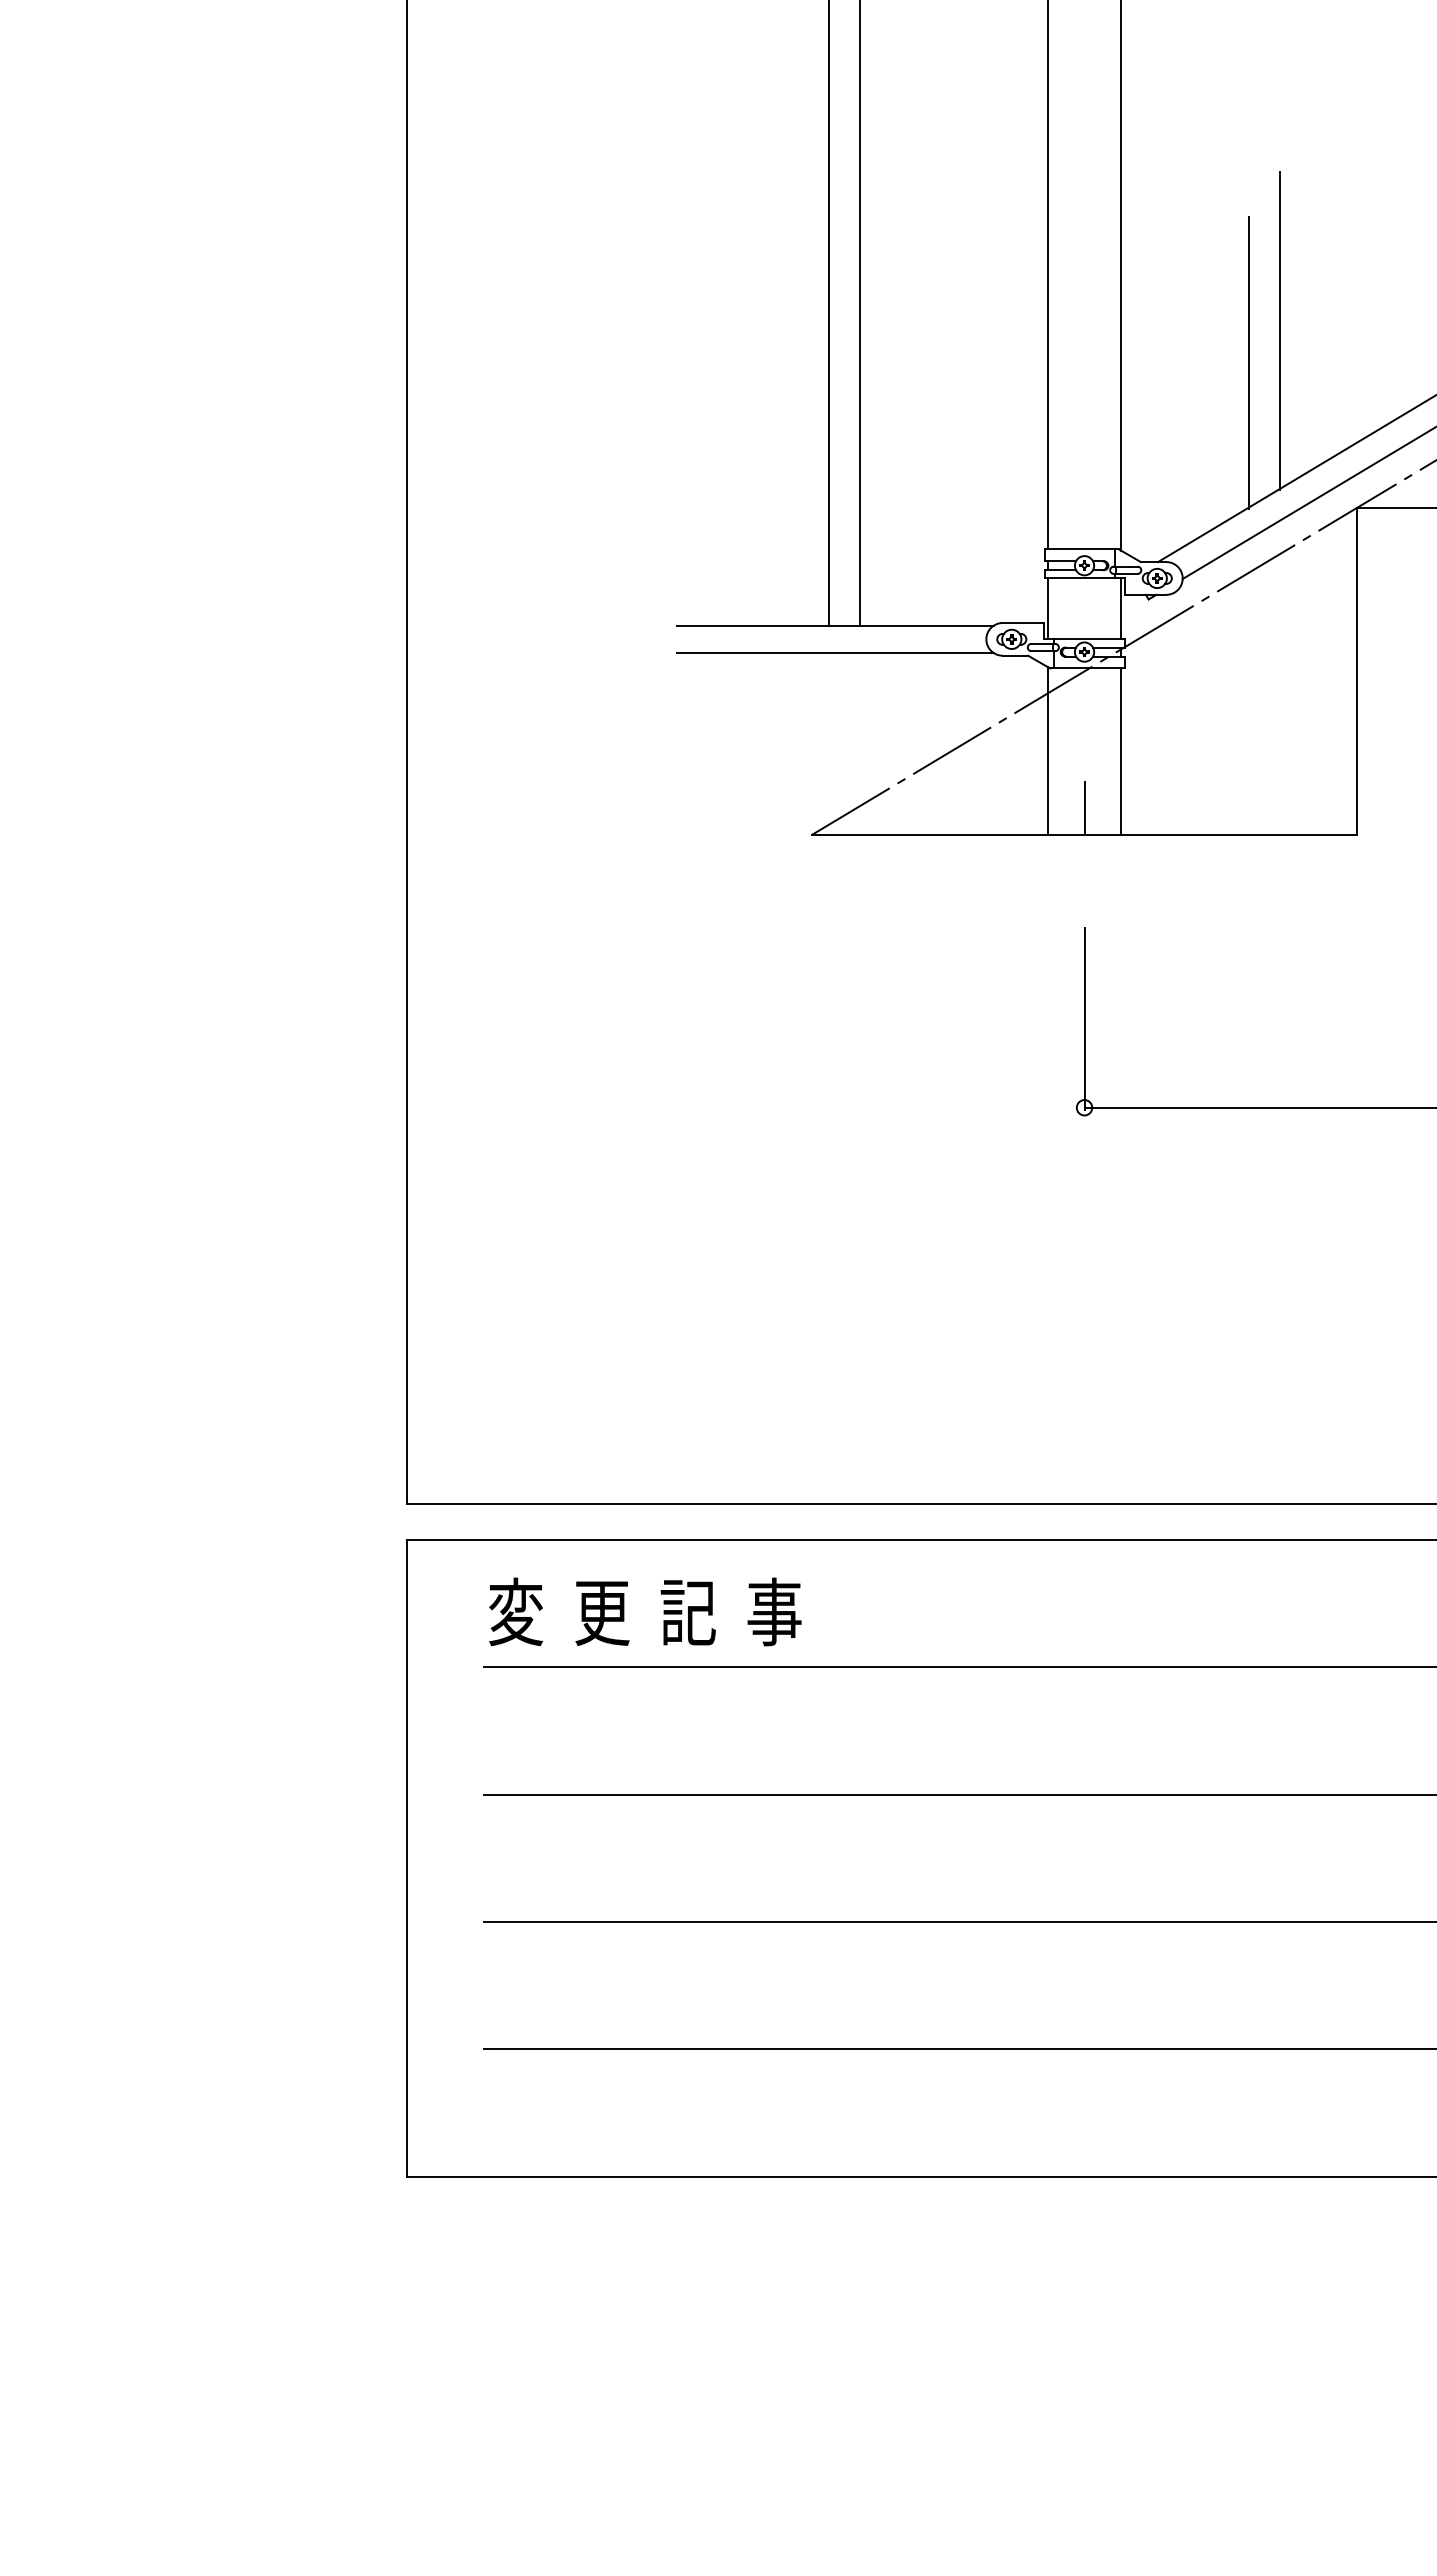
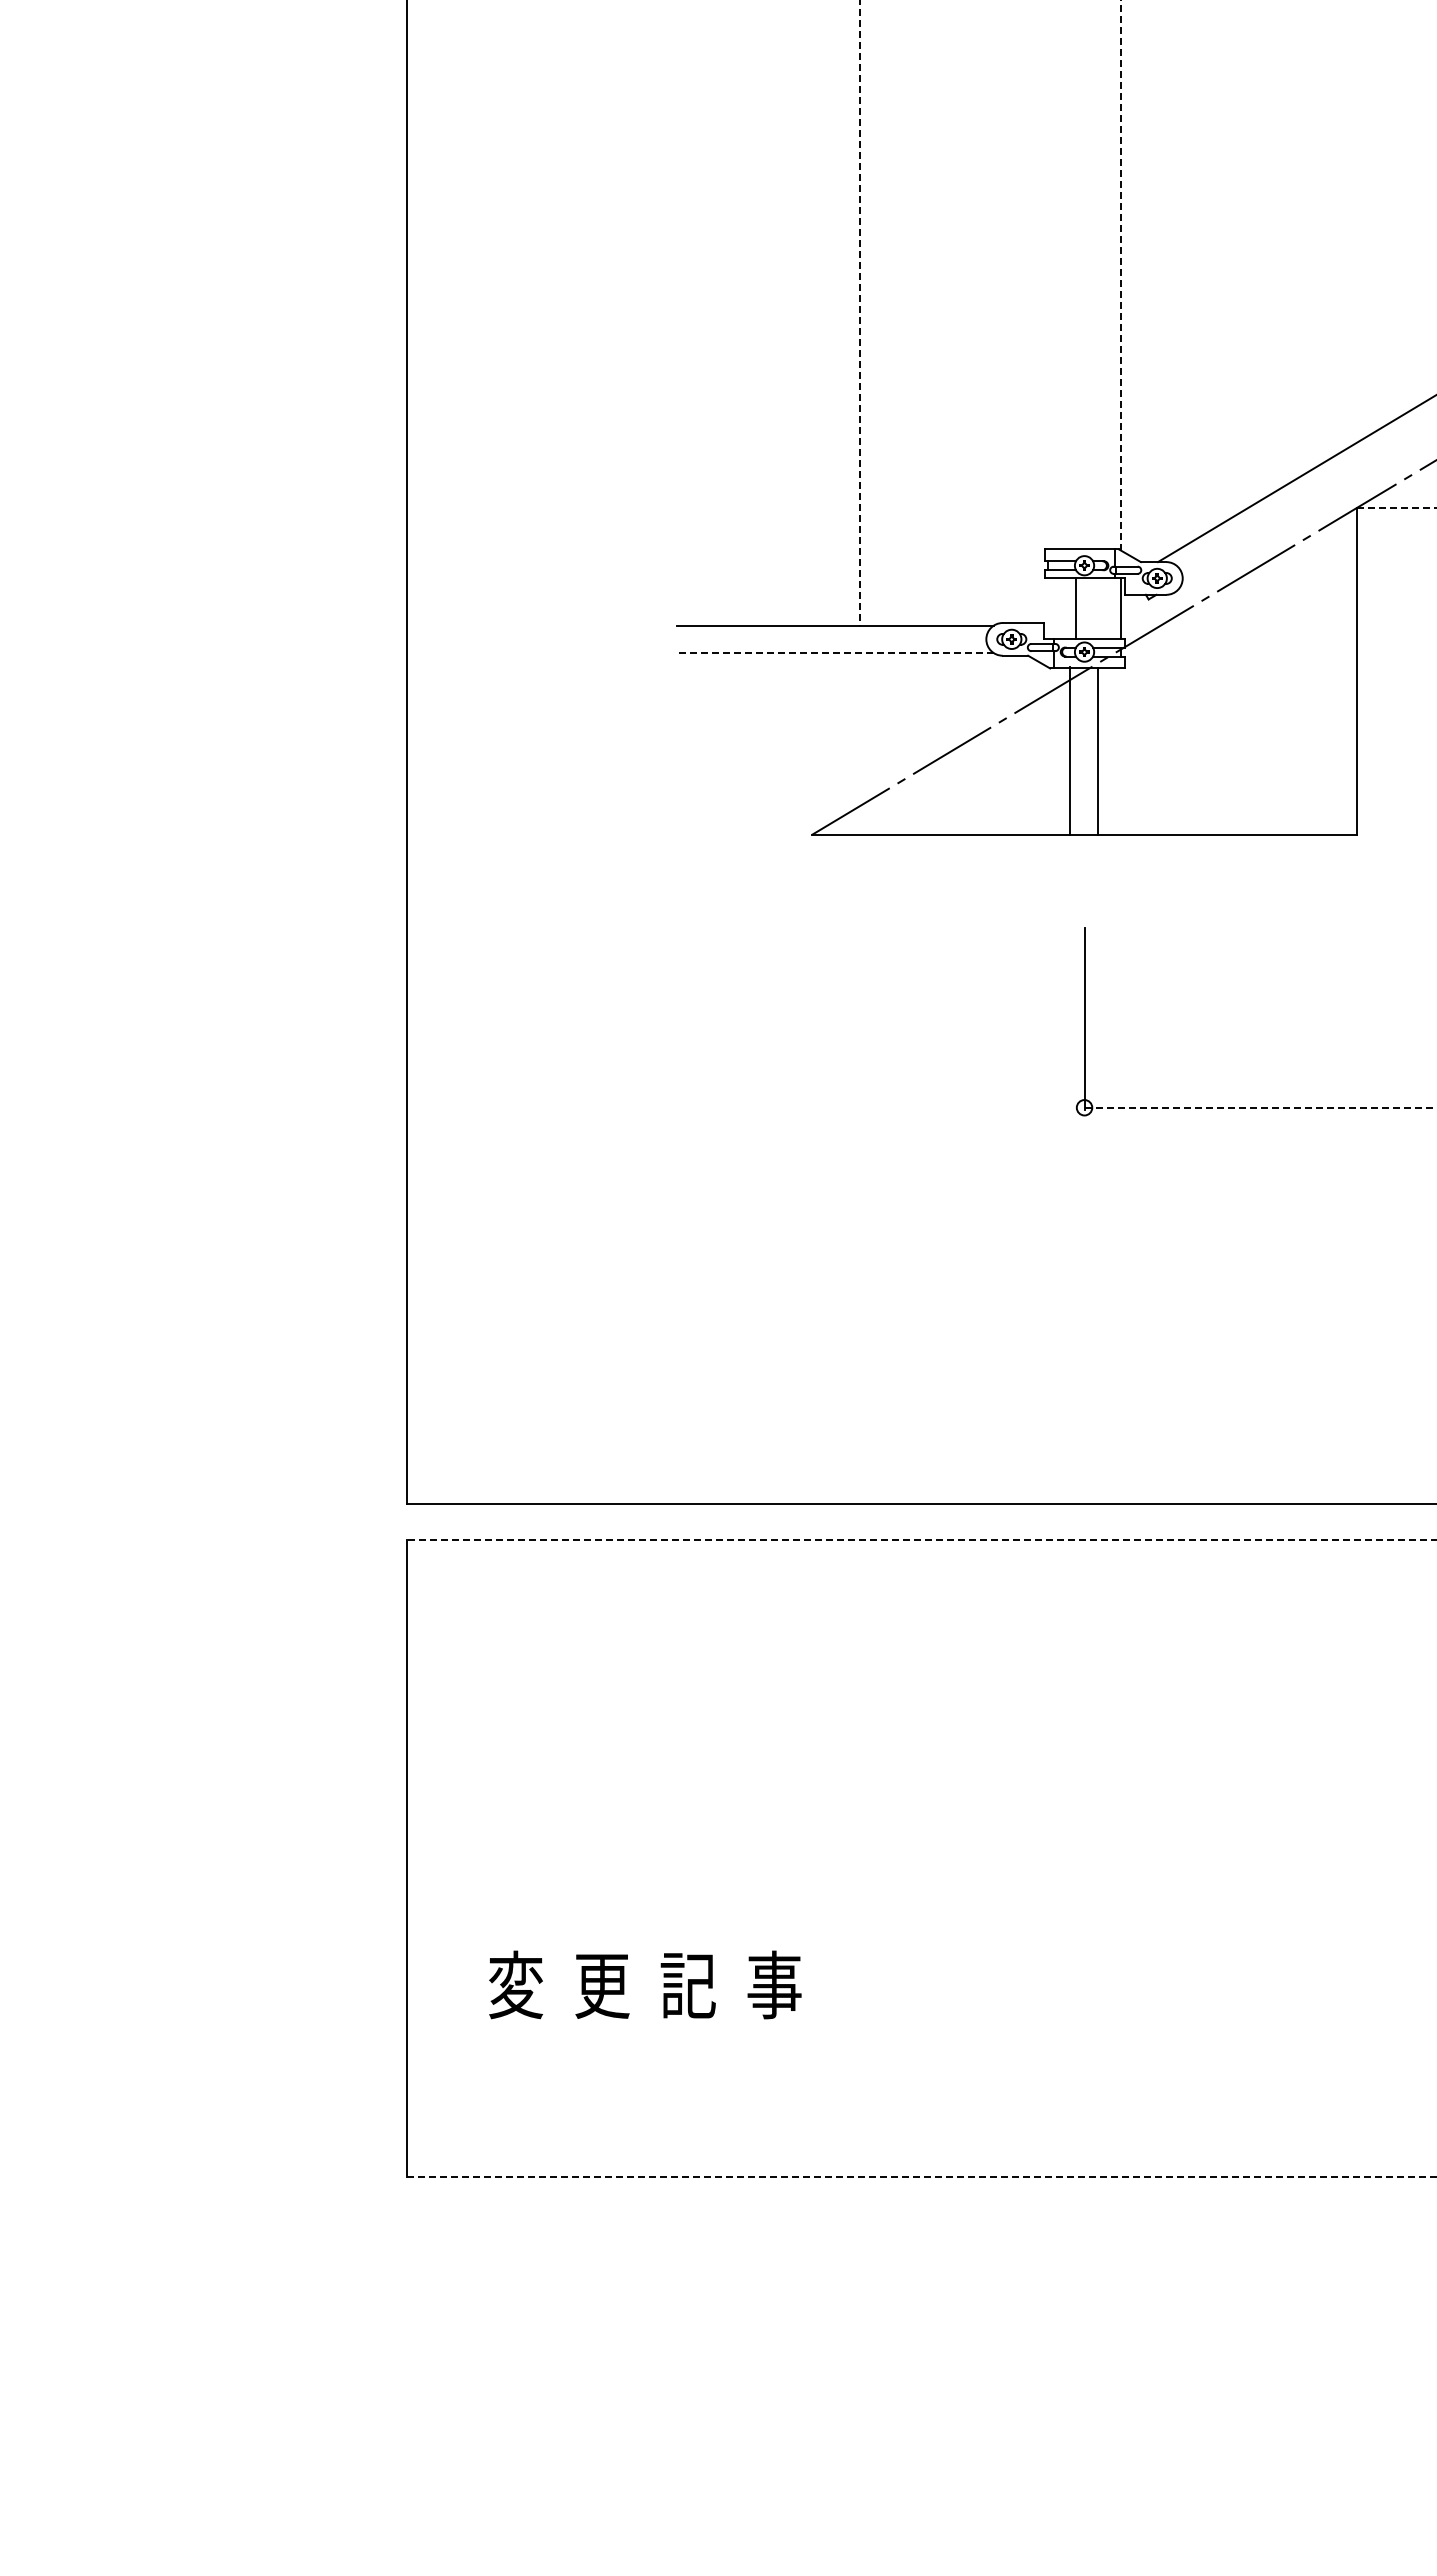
line: present -> none (1047, 275)
line: solid -> dashed (1121, 275)
line: solid -> dashed (859, 312)
line: present -> none (829, 313)
line: present -> none (1280, 331)
line: present -> none (1249, 362)
line: present -> none (1307, 503)
line: solid -> dashed (1397, 507)
line position: (1047, 608) -> (1075, 608) (1075, 608)
line: solid -> dashed (835, 653)
line position: (1047, 751) -> (1069, 751) (1069, 751)
line position: (1121, 751) -> (1098, 751) (1098, 751)
line: present -> none (1084, 808)
line: solid -> dashed (1260, 1107)
line: solid -> dashed (921, 1540)
text position: (645, 1611) -> (645, 1984) (645, 1984)
line: present -> none (958, 1667)
line: present -> none (958, 1794)
line: present -> none (958, 1921)
line: present -> none (958, 2049)
line: solid -> dashed (921, 2176)
